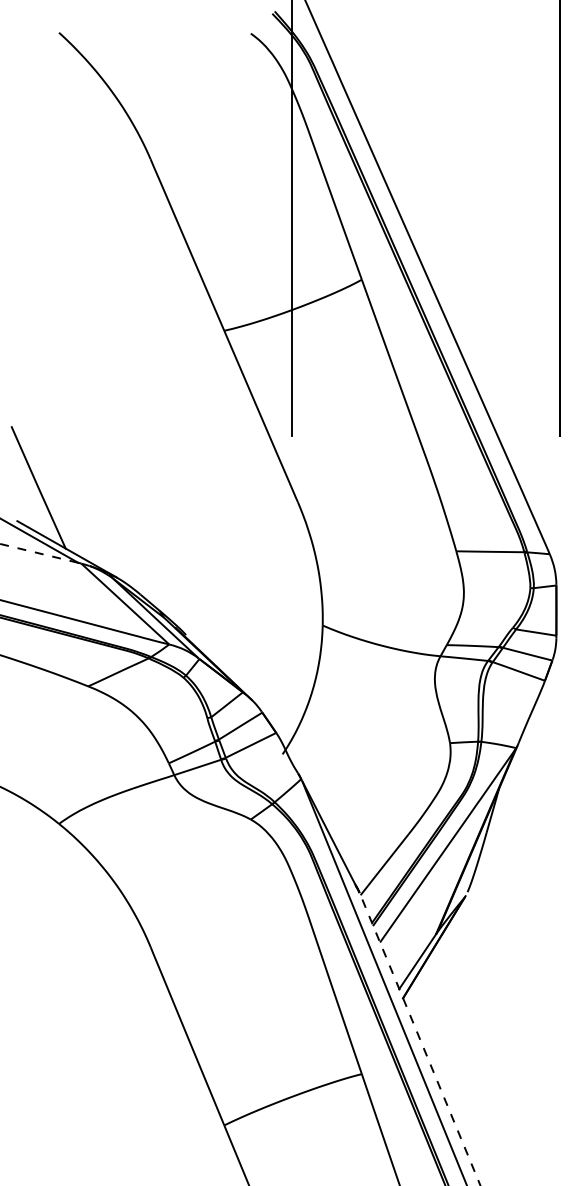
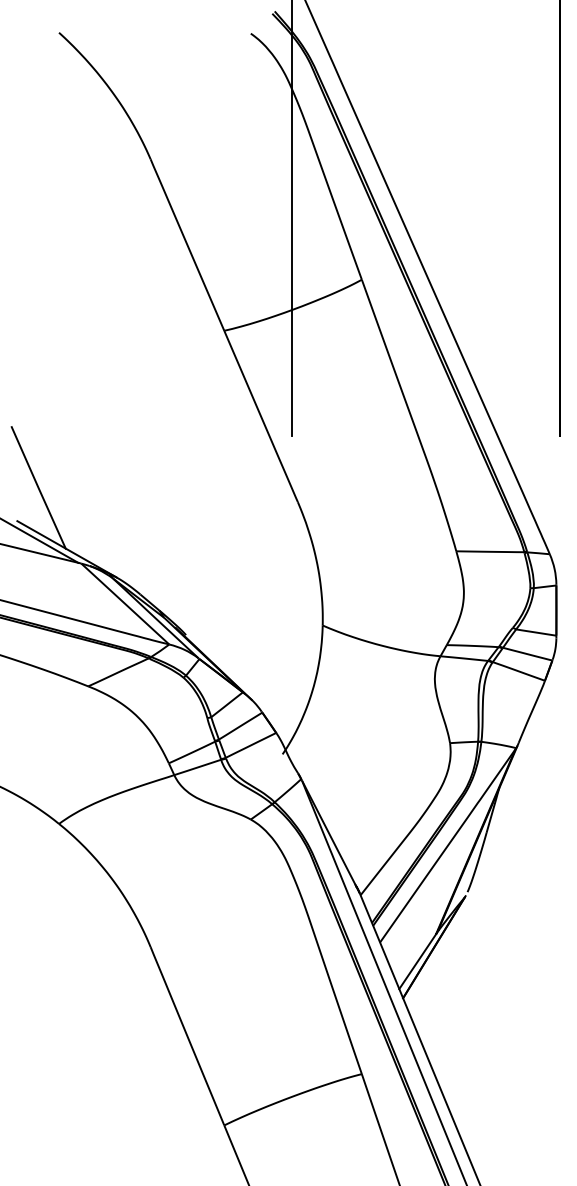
line: dashed -> solid (39, 553)
line: dashed -> solid (419, 1038)
